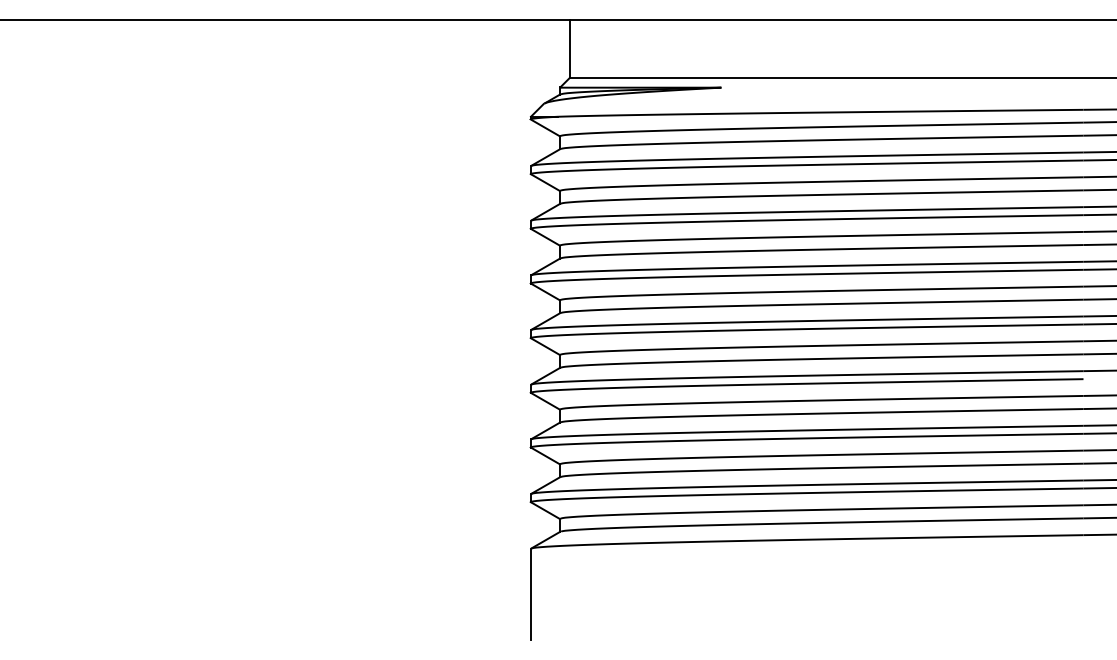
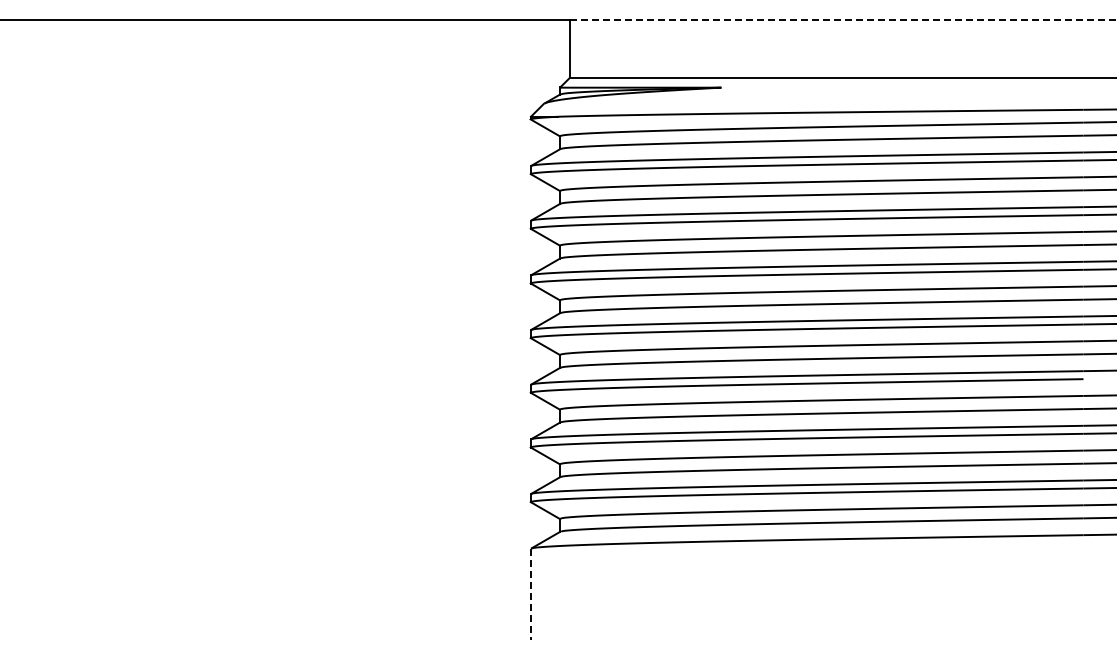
line: solid -> dashed (843, 19)
line: solid -> dashed (531, 594)
